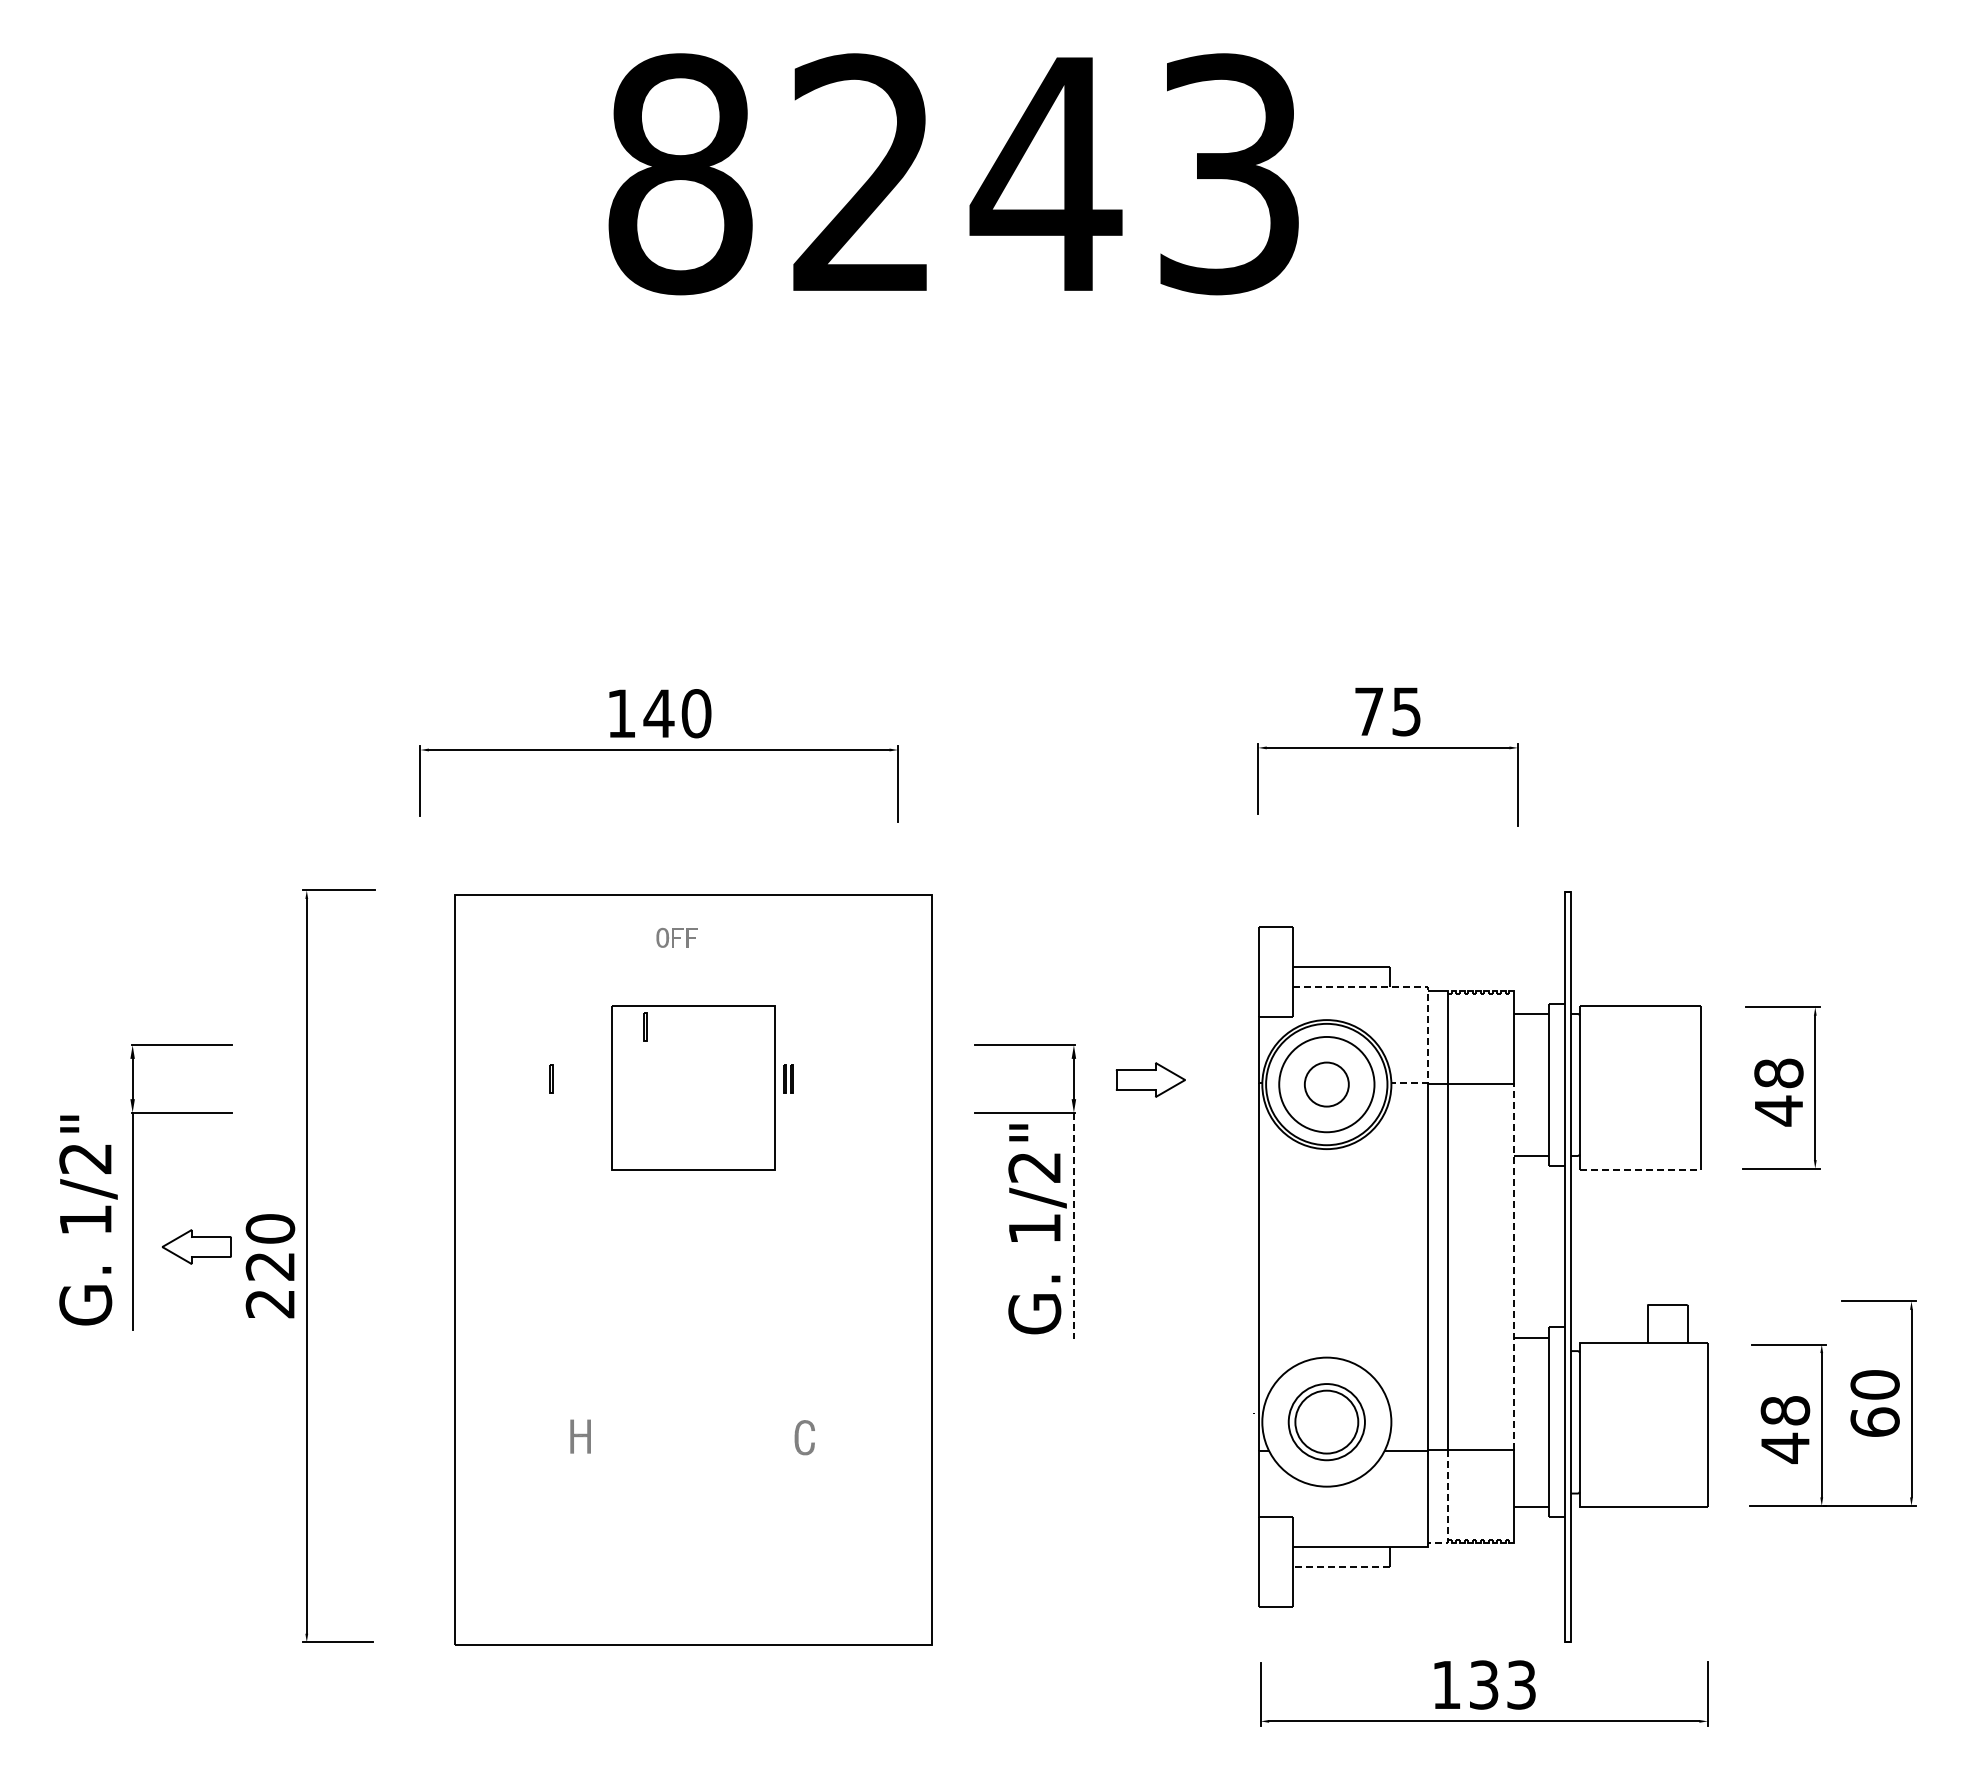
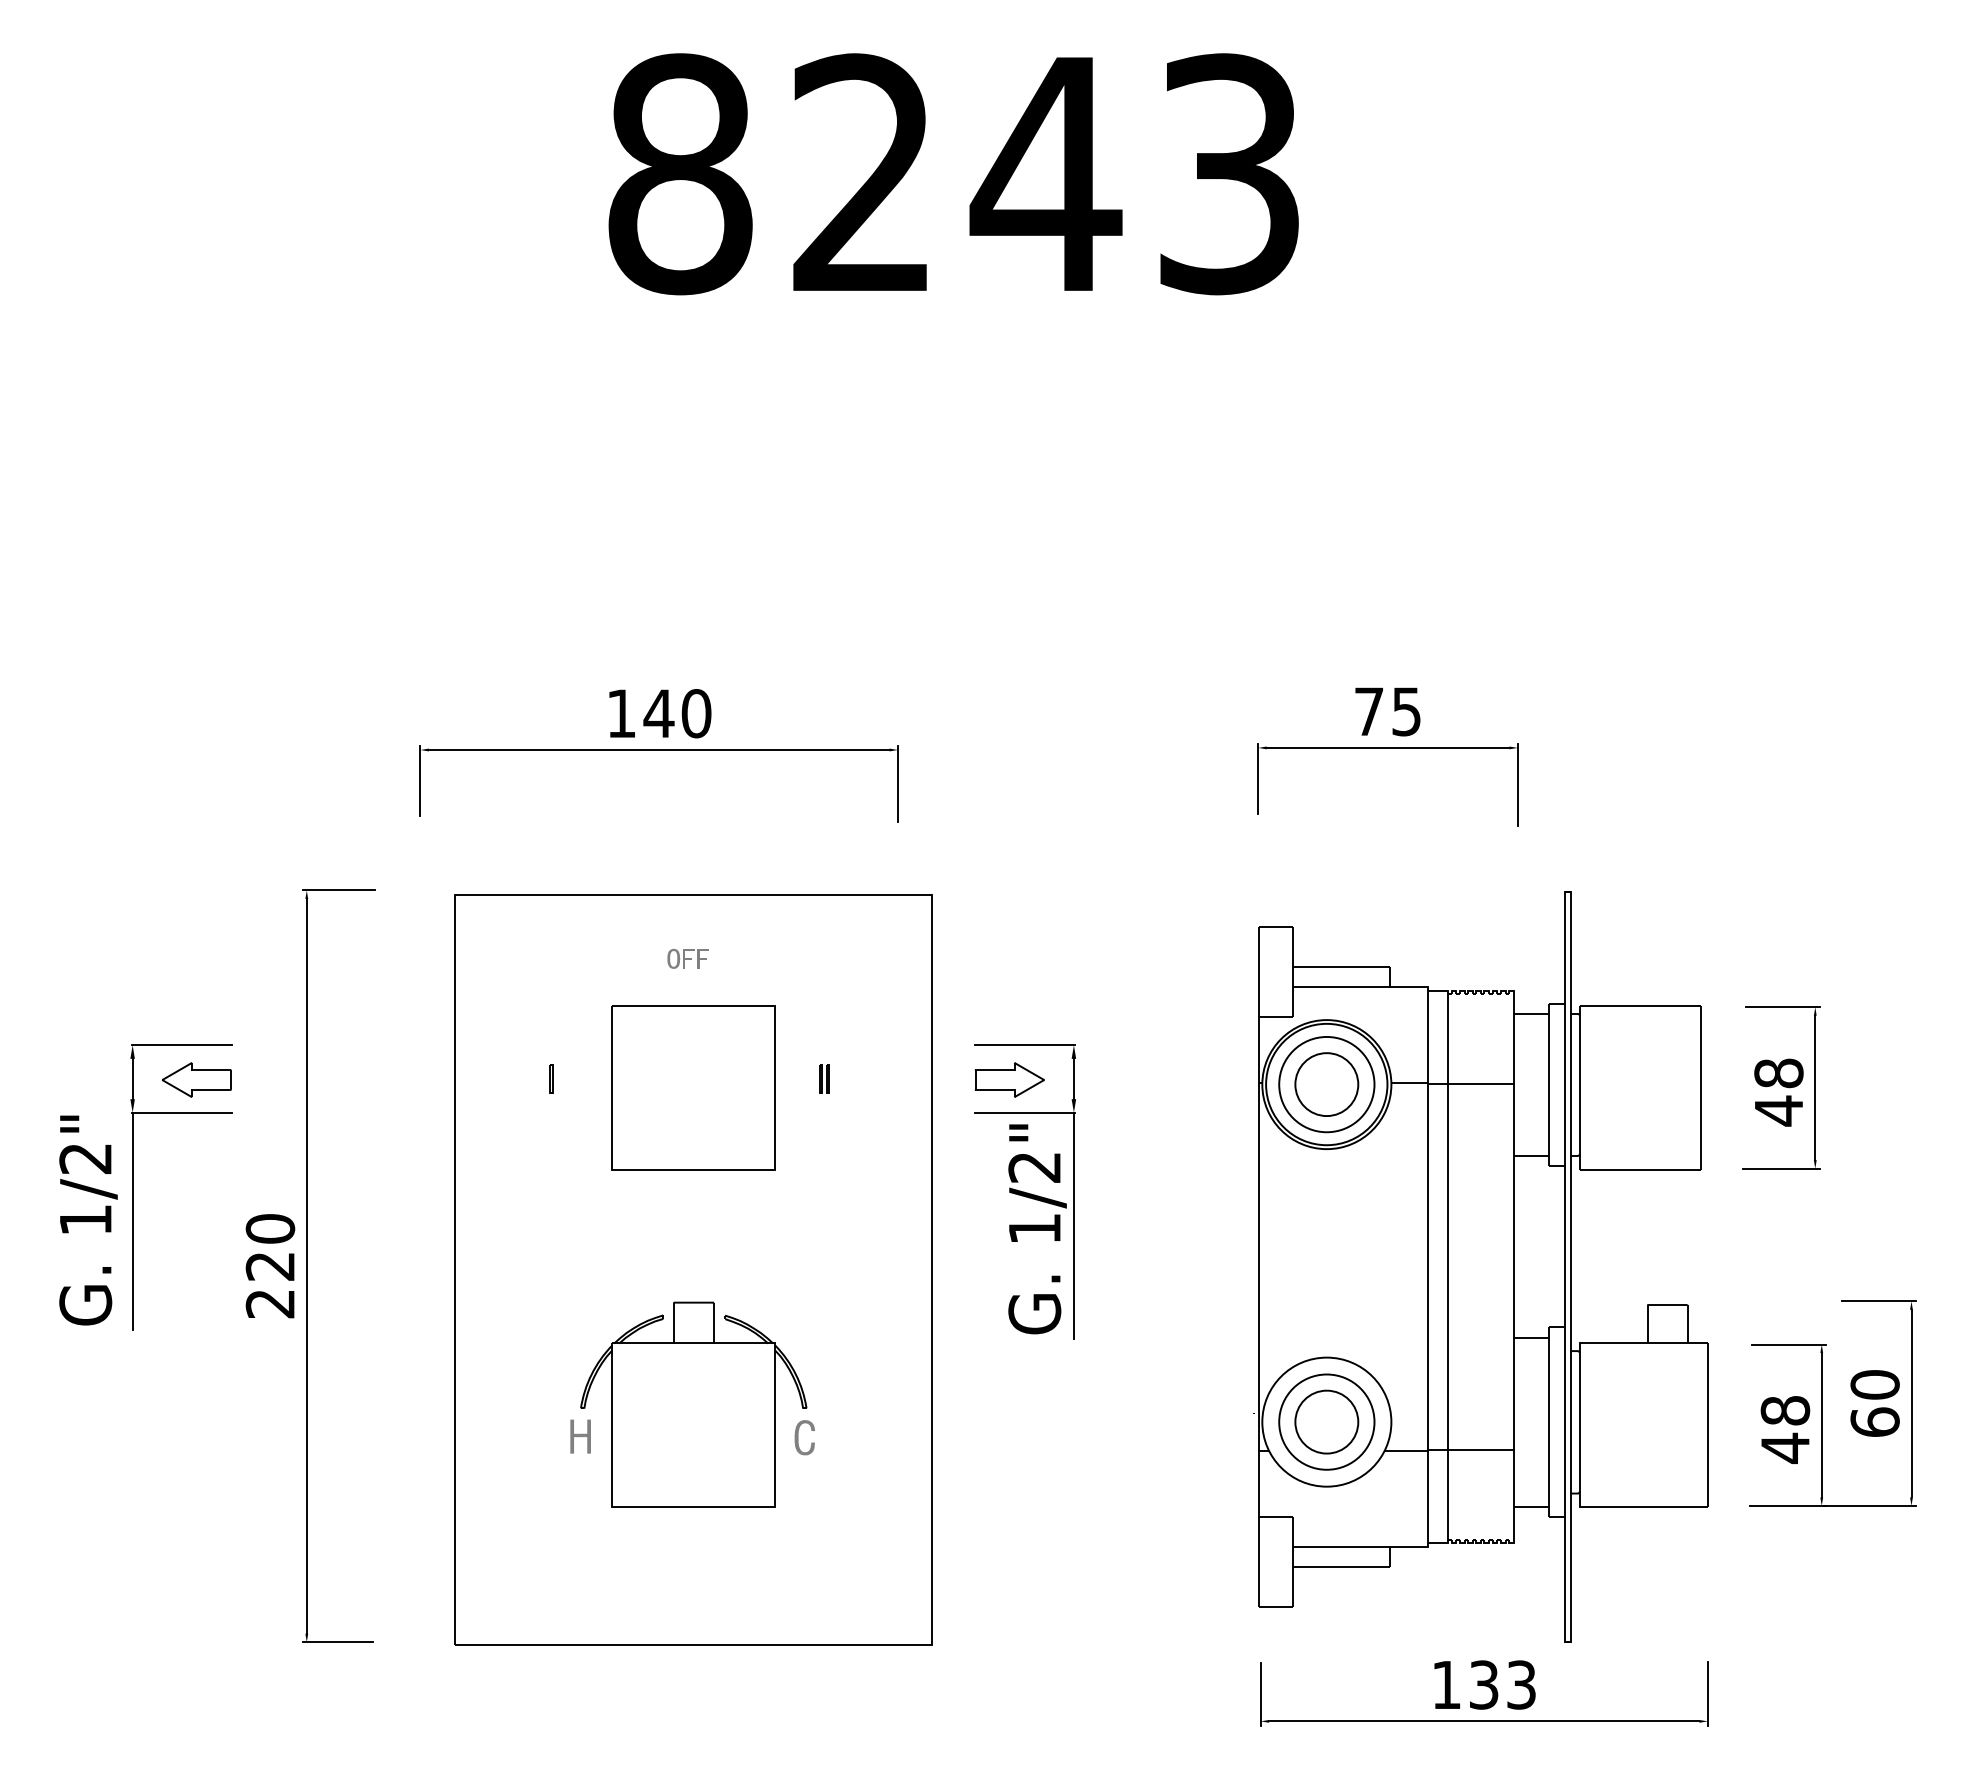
part position: (676, 937) -> (687, 958) (687, 958)
line: dashed -> solid (1428, 986)
line: present -> none (644, 1026)
part position: (788, 1078) -> (824, 1078) (824, 1078)
part position: (1150, 1079) -> (1009, 1079) (1009, 1079)
circle diameter: 44 px -> 63 px (1326, 1084)
line: dashed -> solid (1640, 1169)
line: dashed -> solid (1073, 1226)
part position: (196, 1246) -> (196, 1079) (196, 1079)
line: dashed -> solid (1513, 1267)
part: none -> present (693, 1404)
circle diameter: 76 px -> 95 px (1326, 1421)
line: dashed -> solid (1448, 1507)
line: dashed -> solid (1341, 1567)
